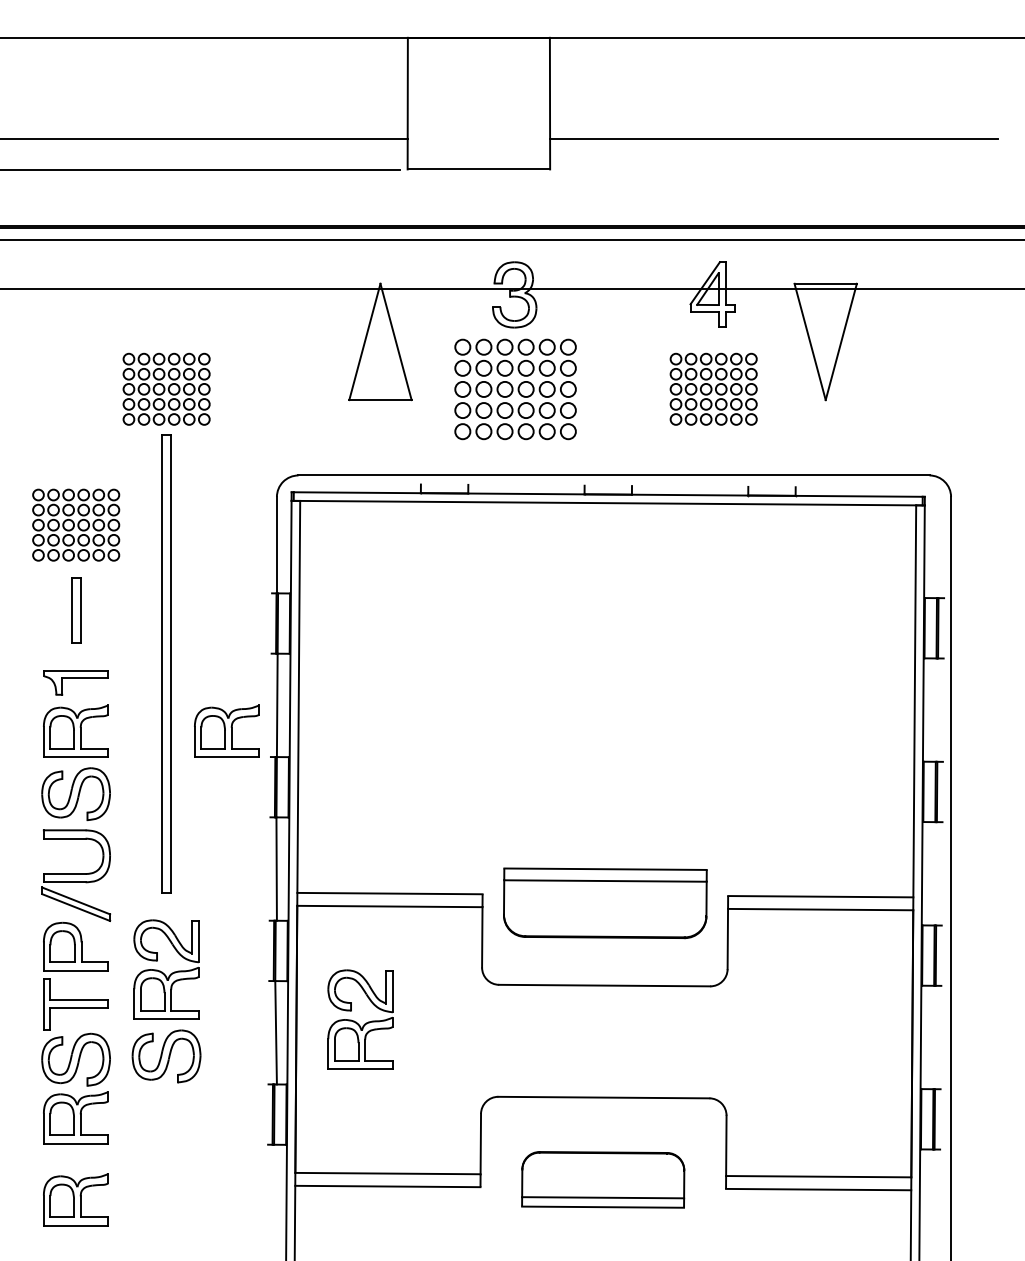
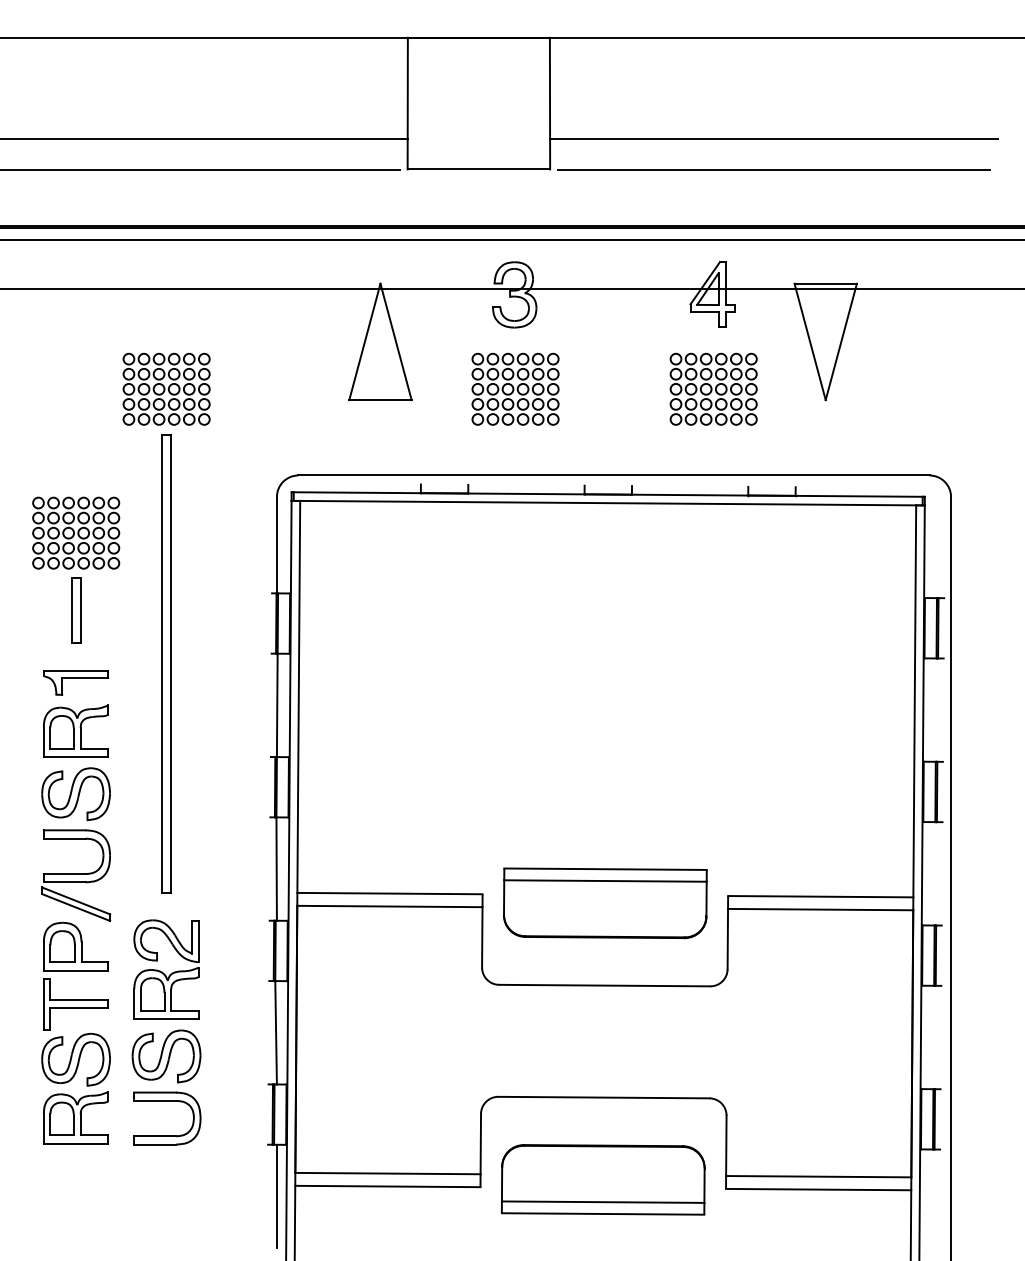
line: none -> present (773, 169)
part size: 123x103 px -> 89x74 px (515, 388)
part position: (76, 524) -> (76, 532) (76, 532)
part: present -> none (226, 730)
part: present -> none (360, 1019)
part: none -> present (167, 1101)
part size: 165x58 px -> 206x72 px (602, 1179)
line: none -> present (276, 1196)
part: present -> none (75, 1199)
